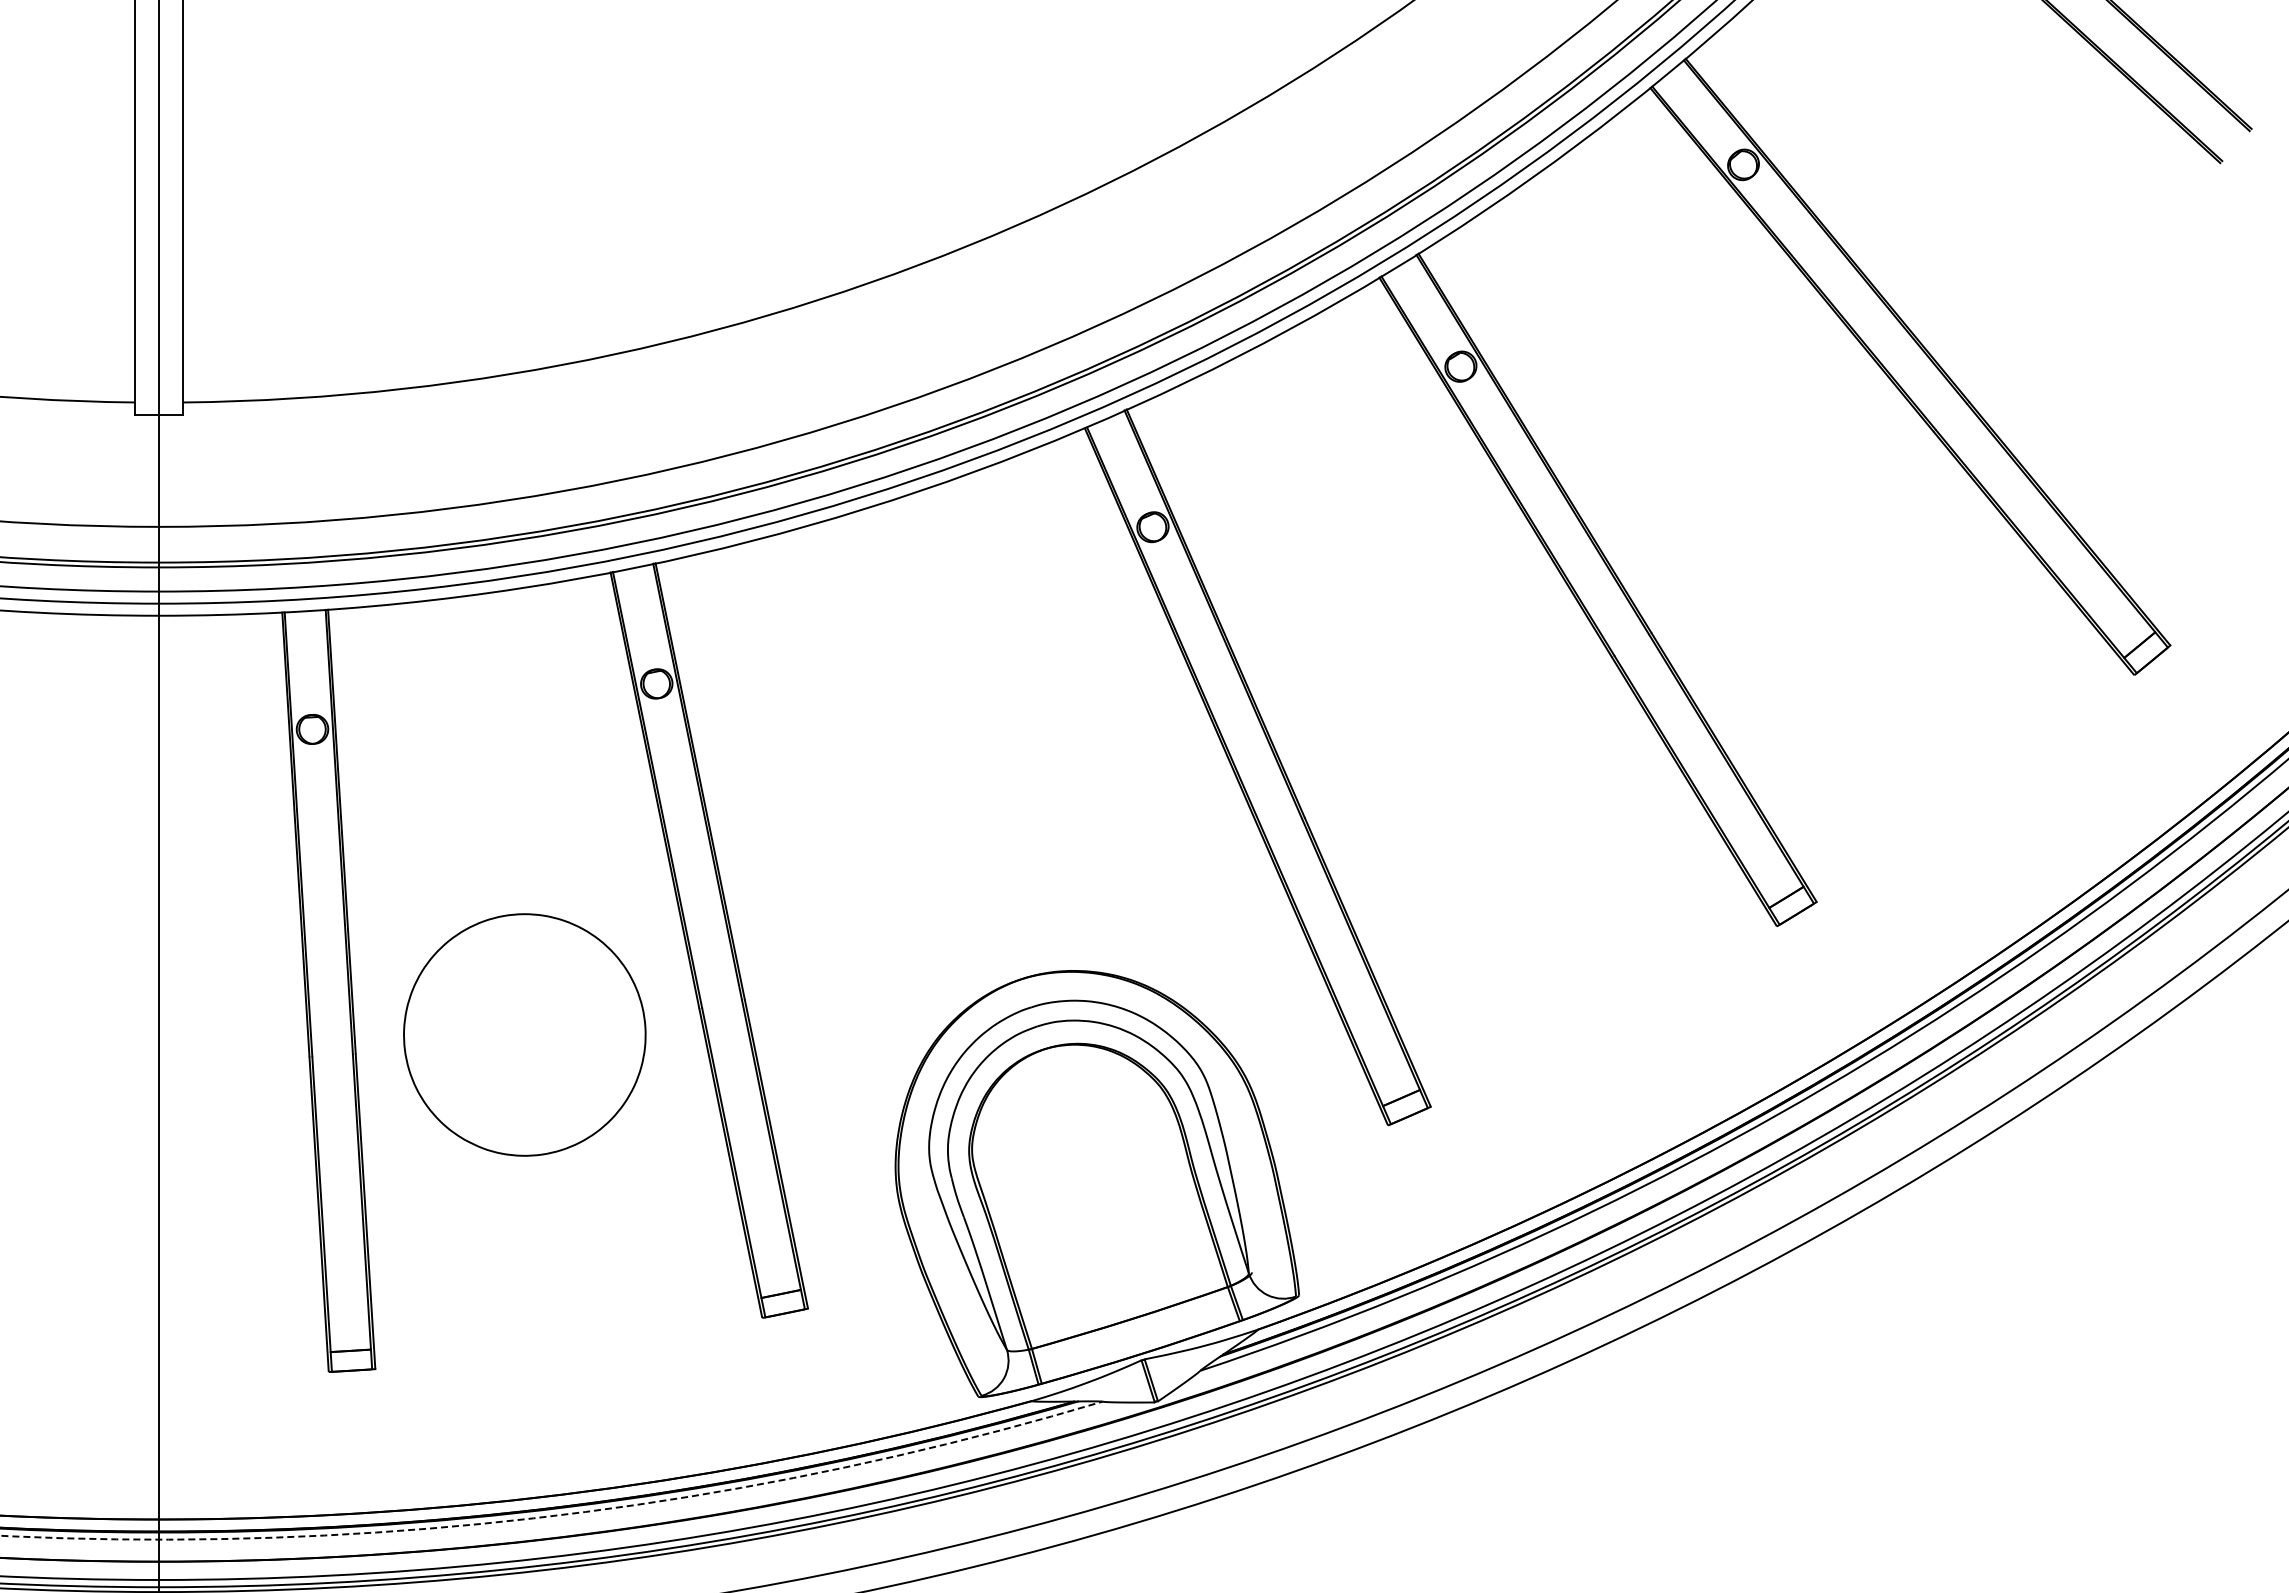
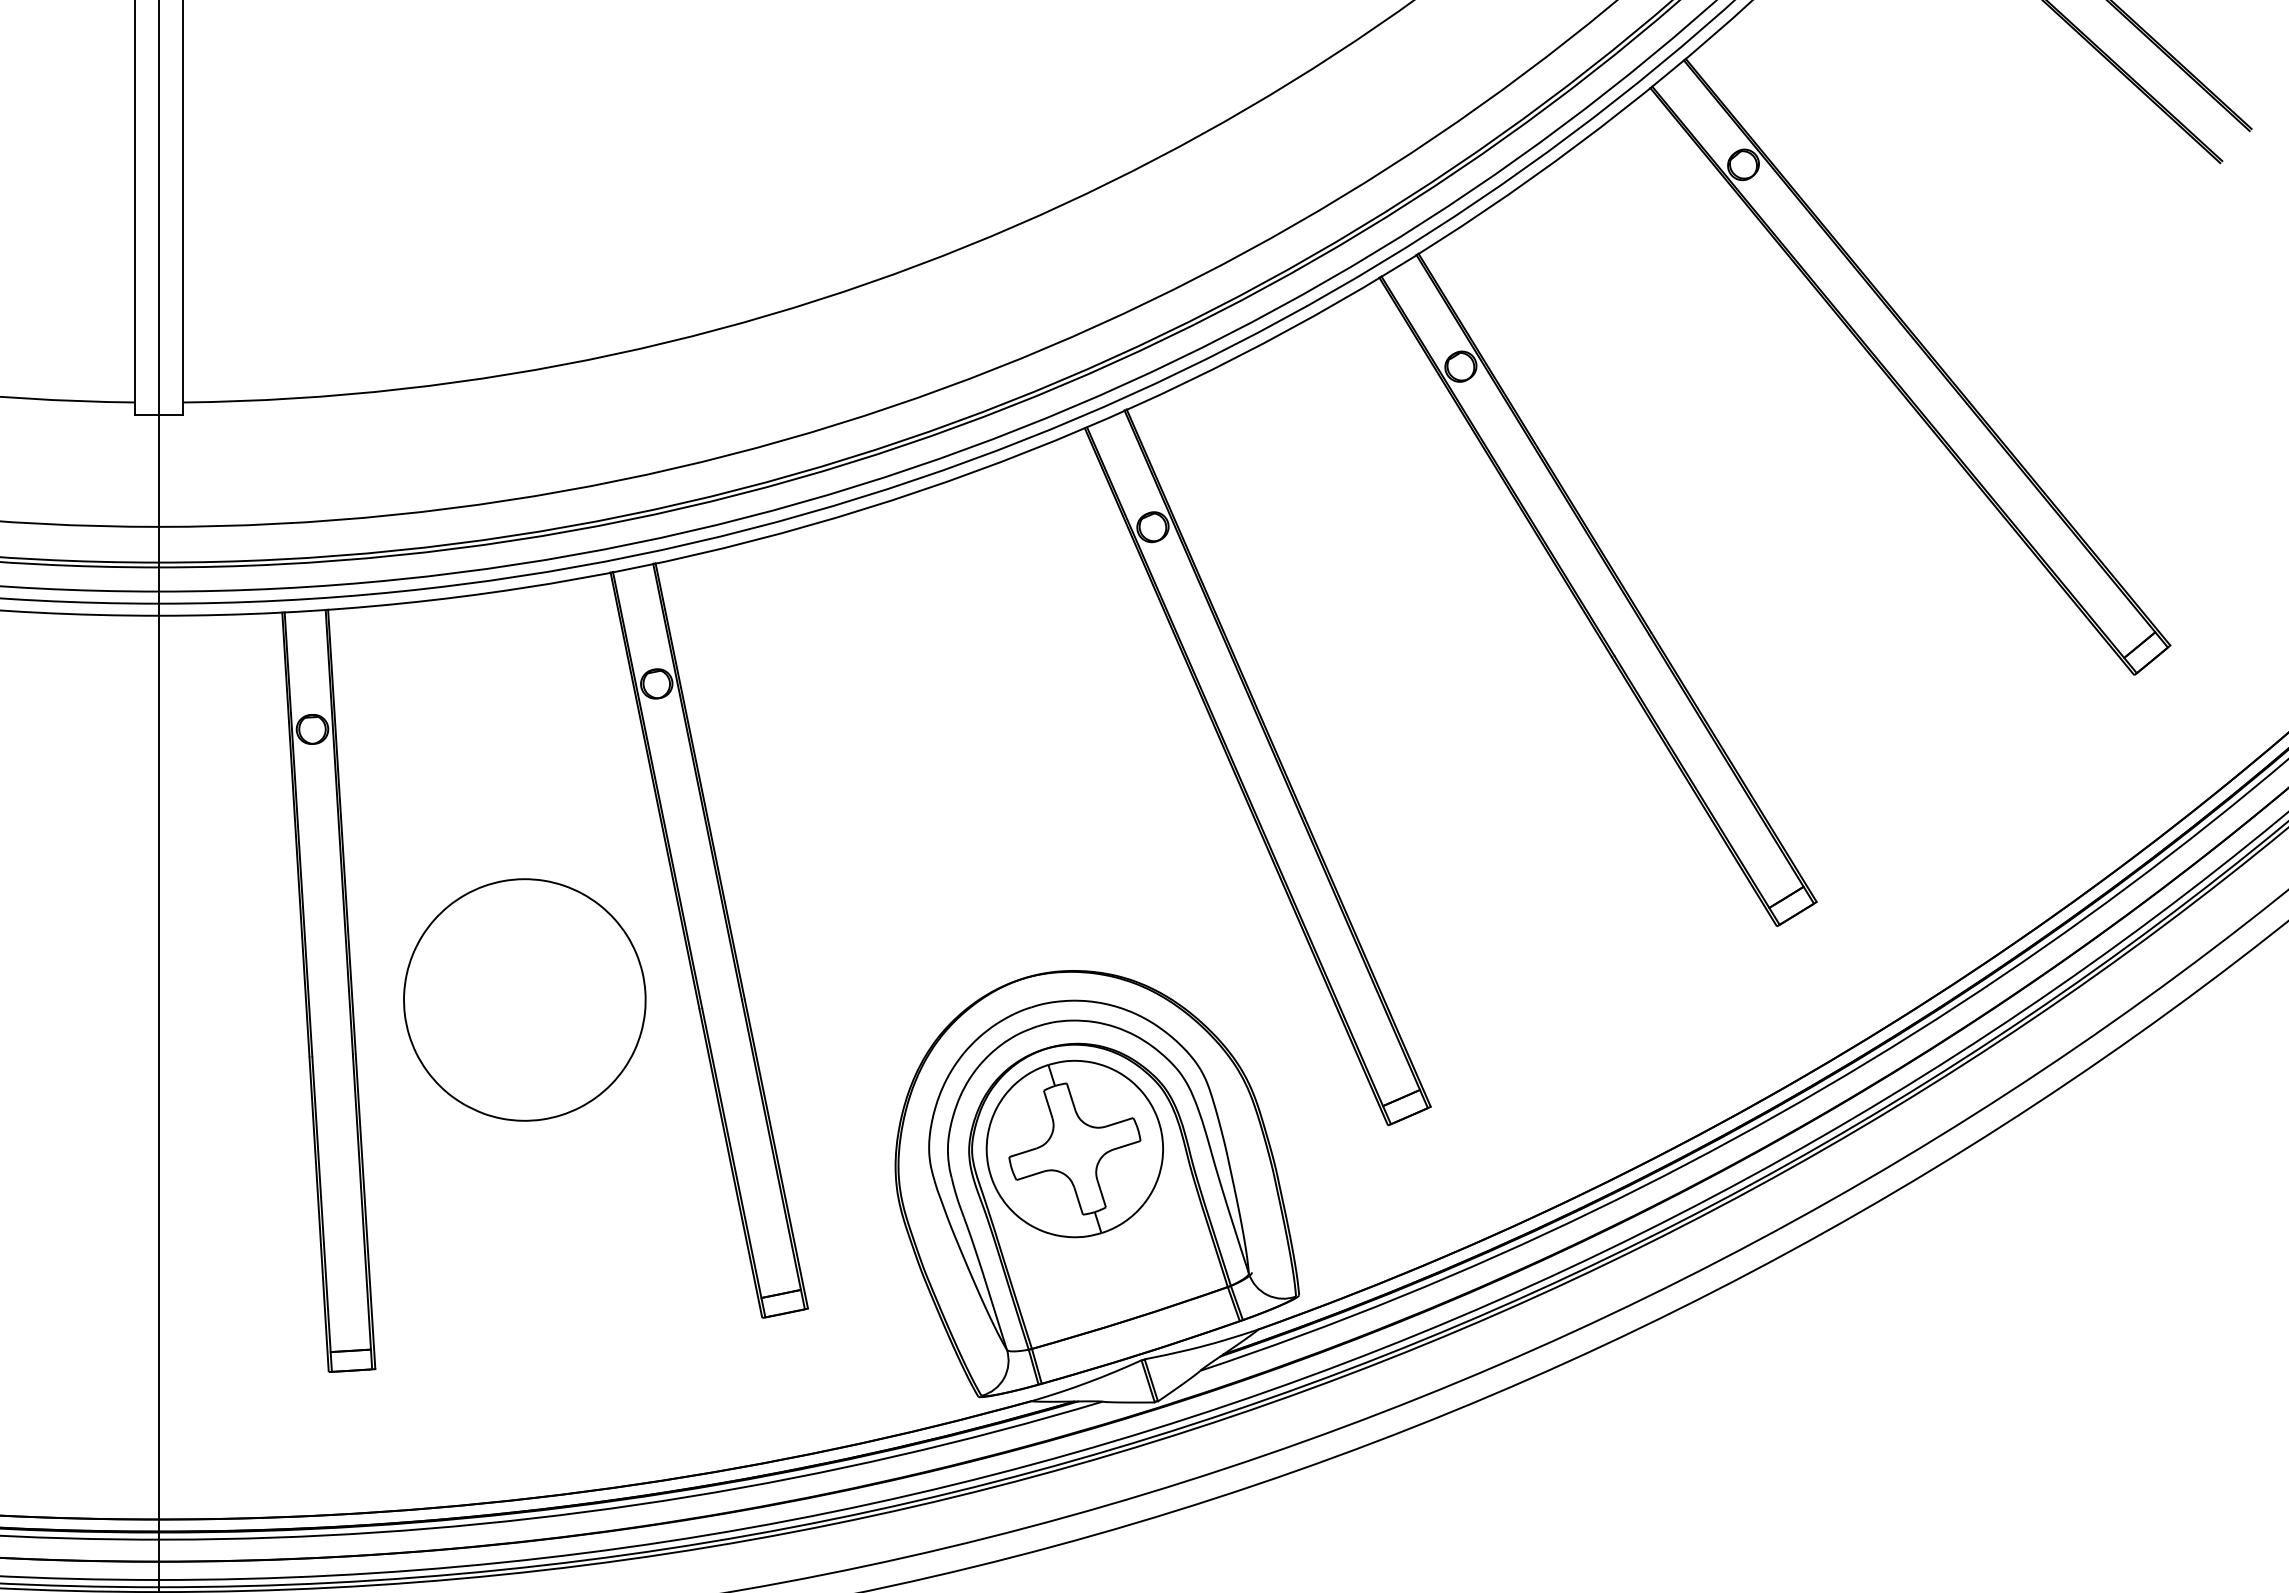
part position: (524, 1034) -> (524, 999) (524, 999)
part: none -> present (1074, 1148)
arc: dashed -> solid (555, 1515)
